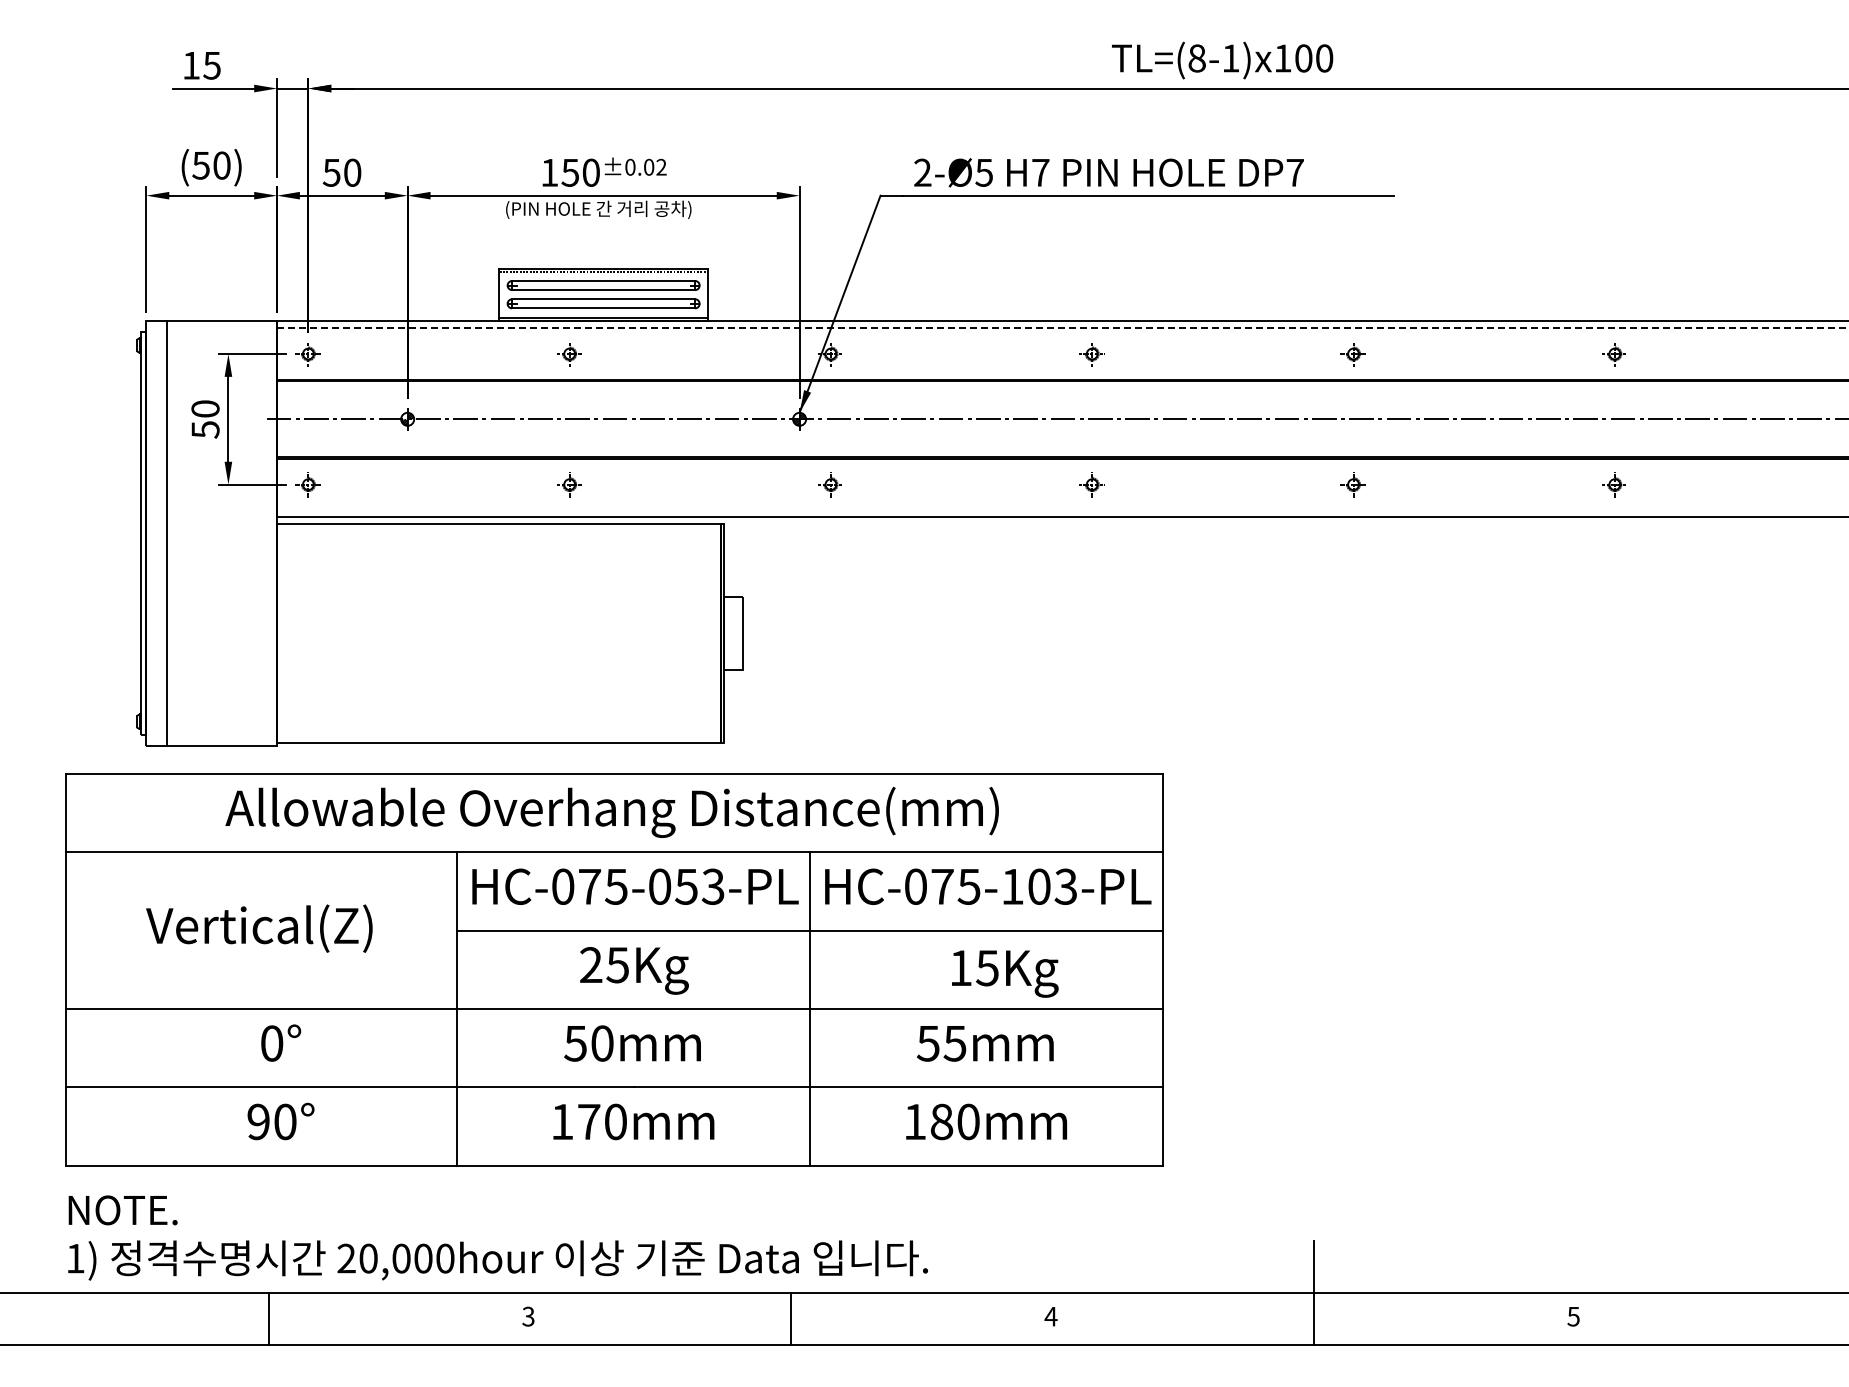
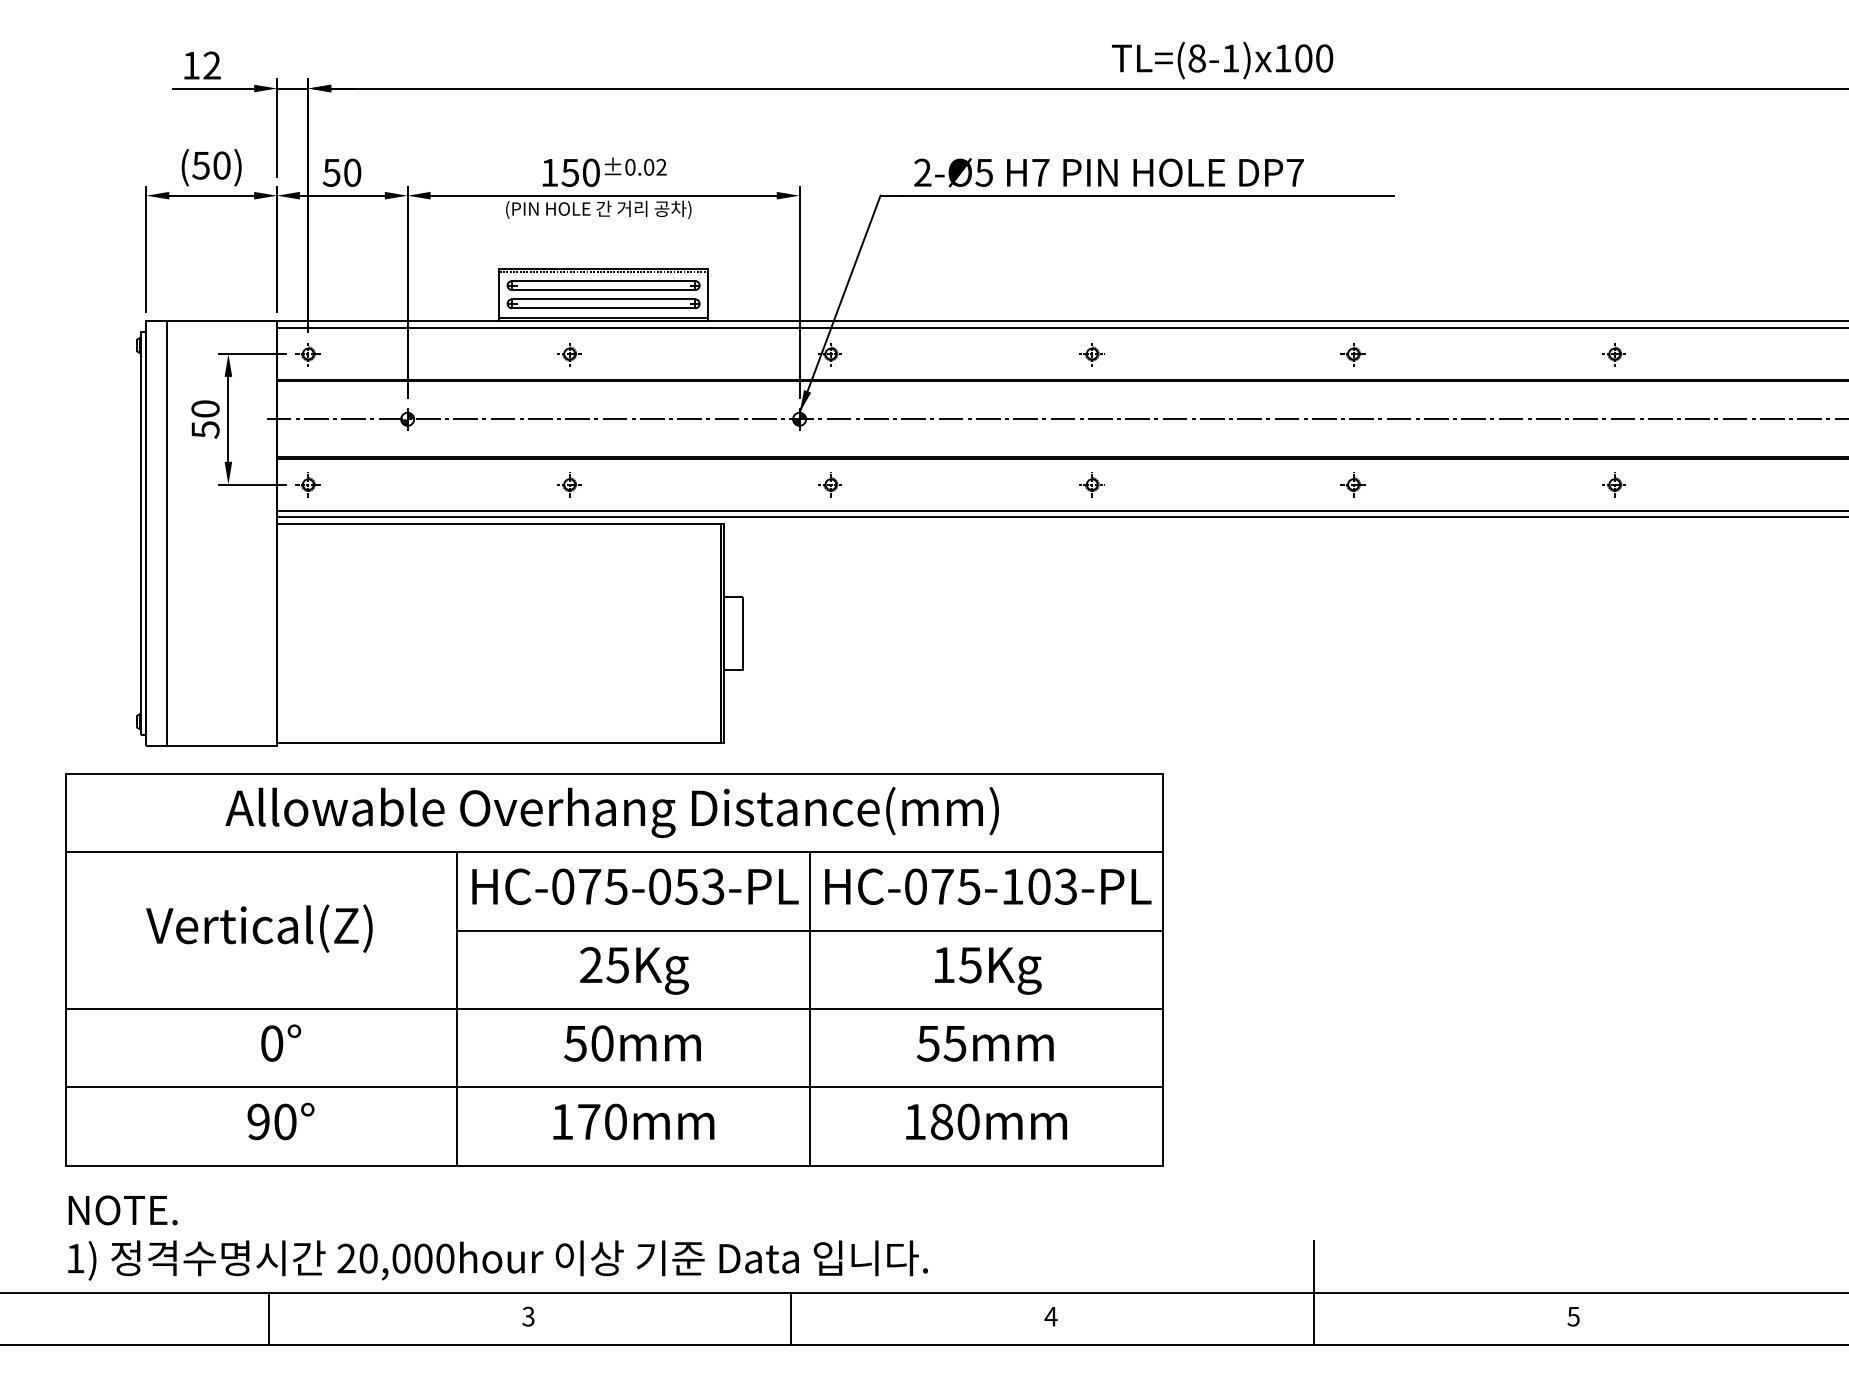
text: 15 -> 12 (211, 65)
line: dashed -> solid (1062, 327)
line: none -> present (1061, 510)
text position: (1005, 973) -> (988, 970) (988, 970)
